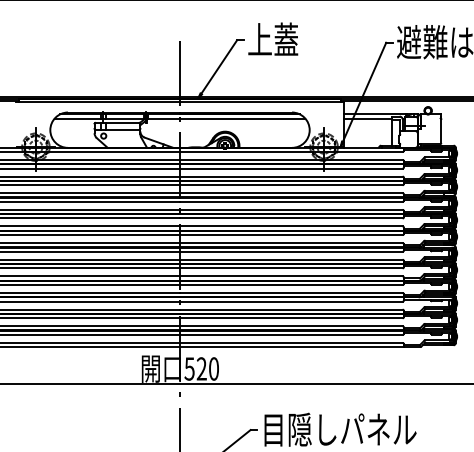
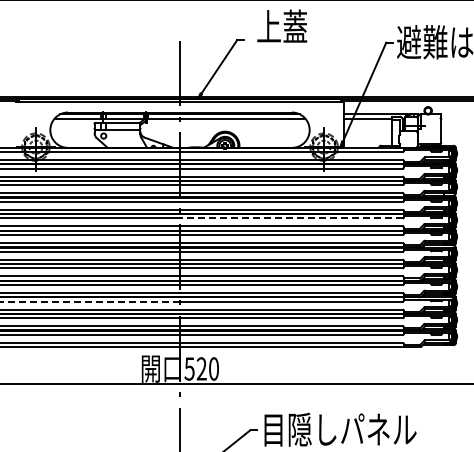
text position: (273, 38) -> (282, 25) (282, 25)
line: solid -> dashed (290, 218)
line: solid -> dashed (90, 301)
